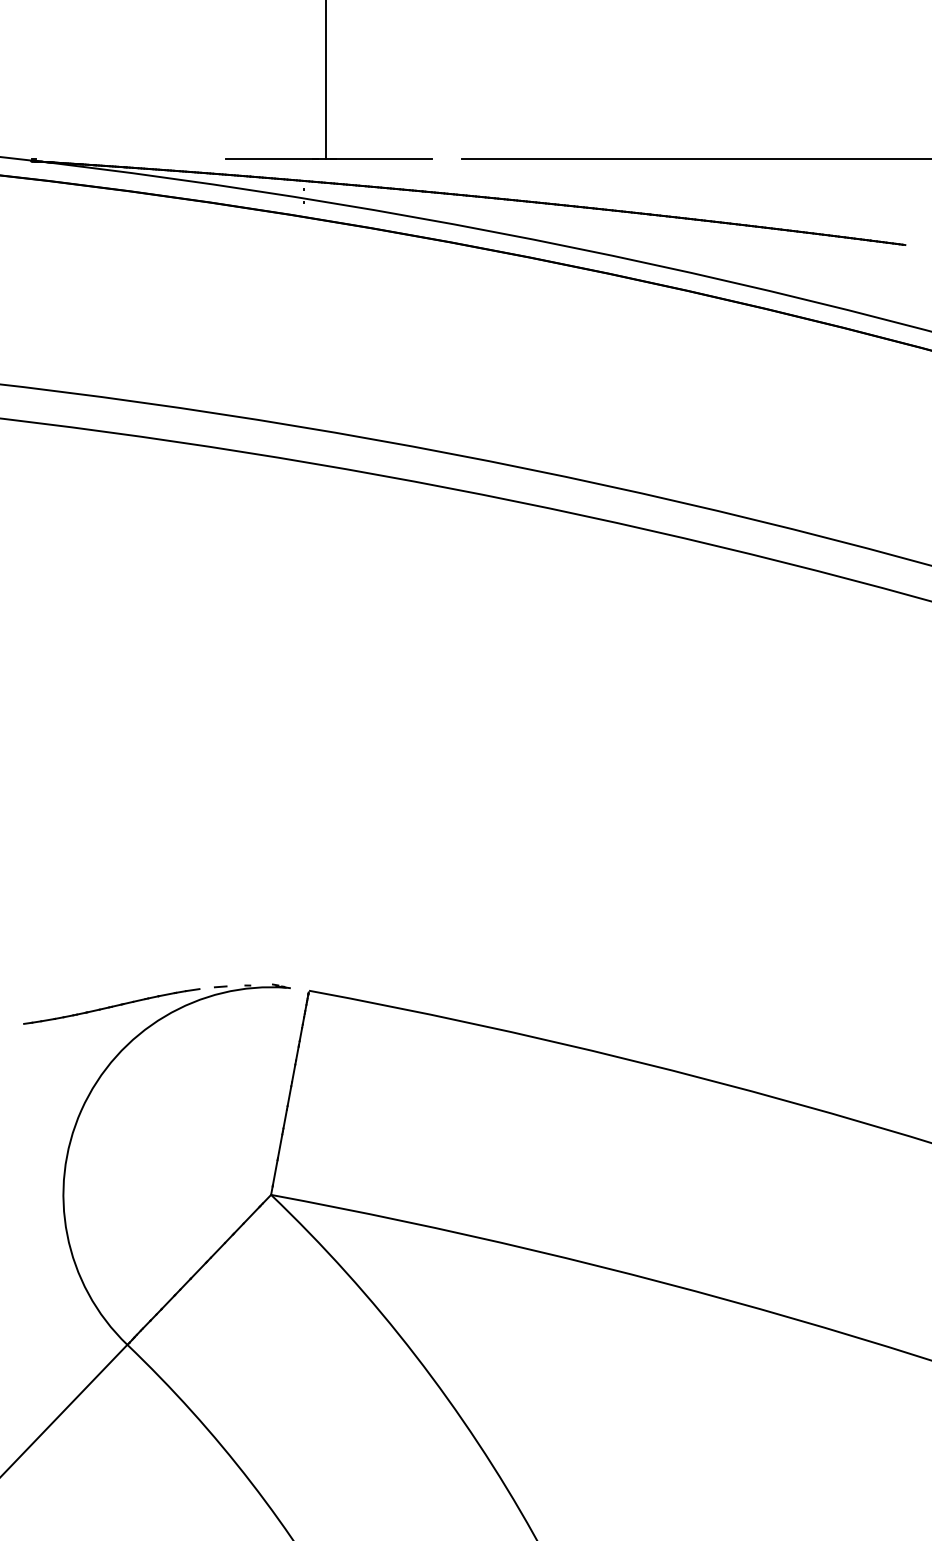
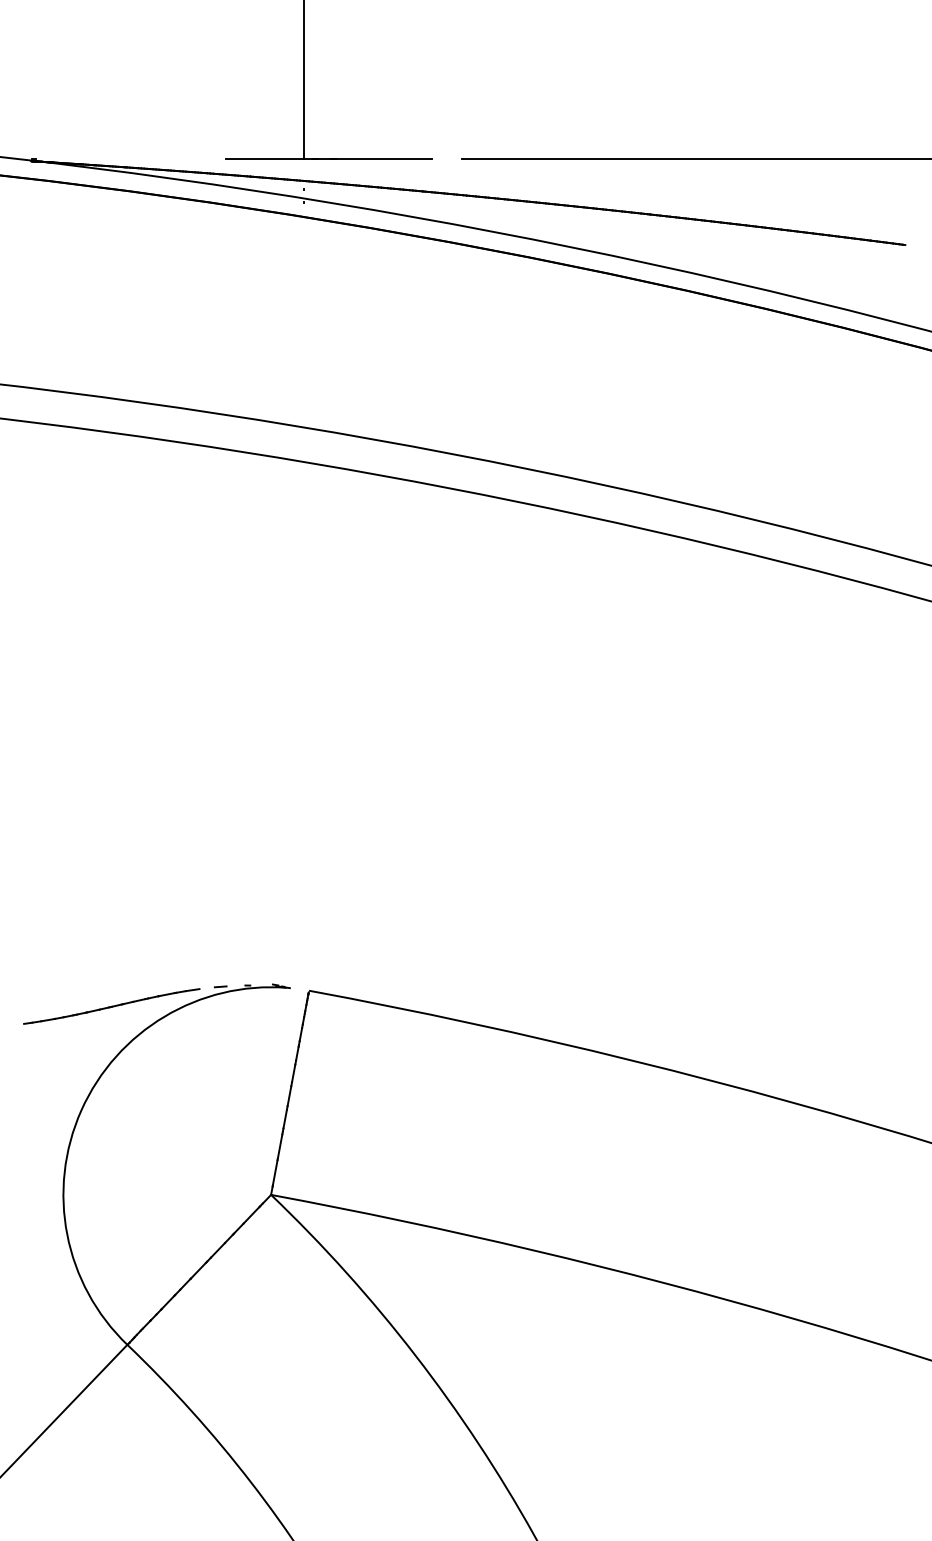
line position: (325, 80) -> (303, 80) (303, 80)
